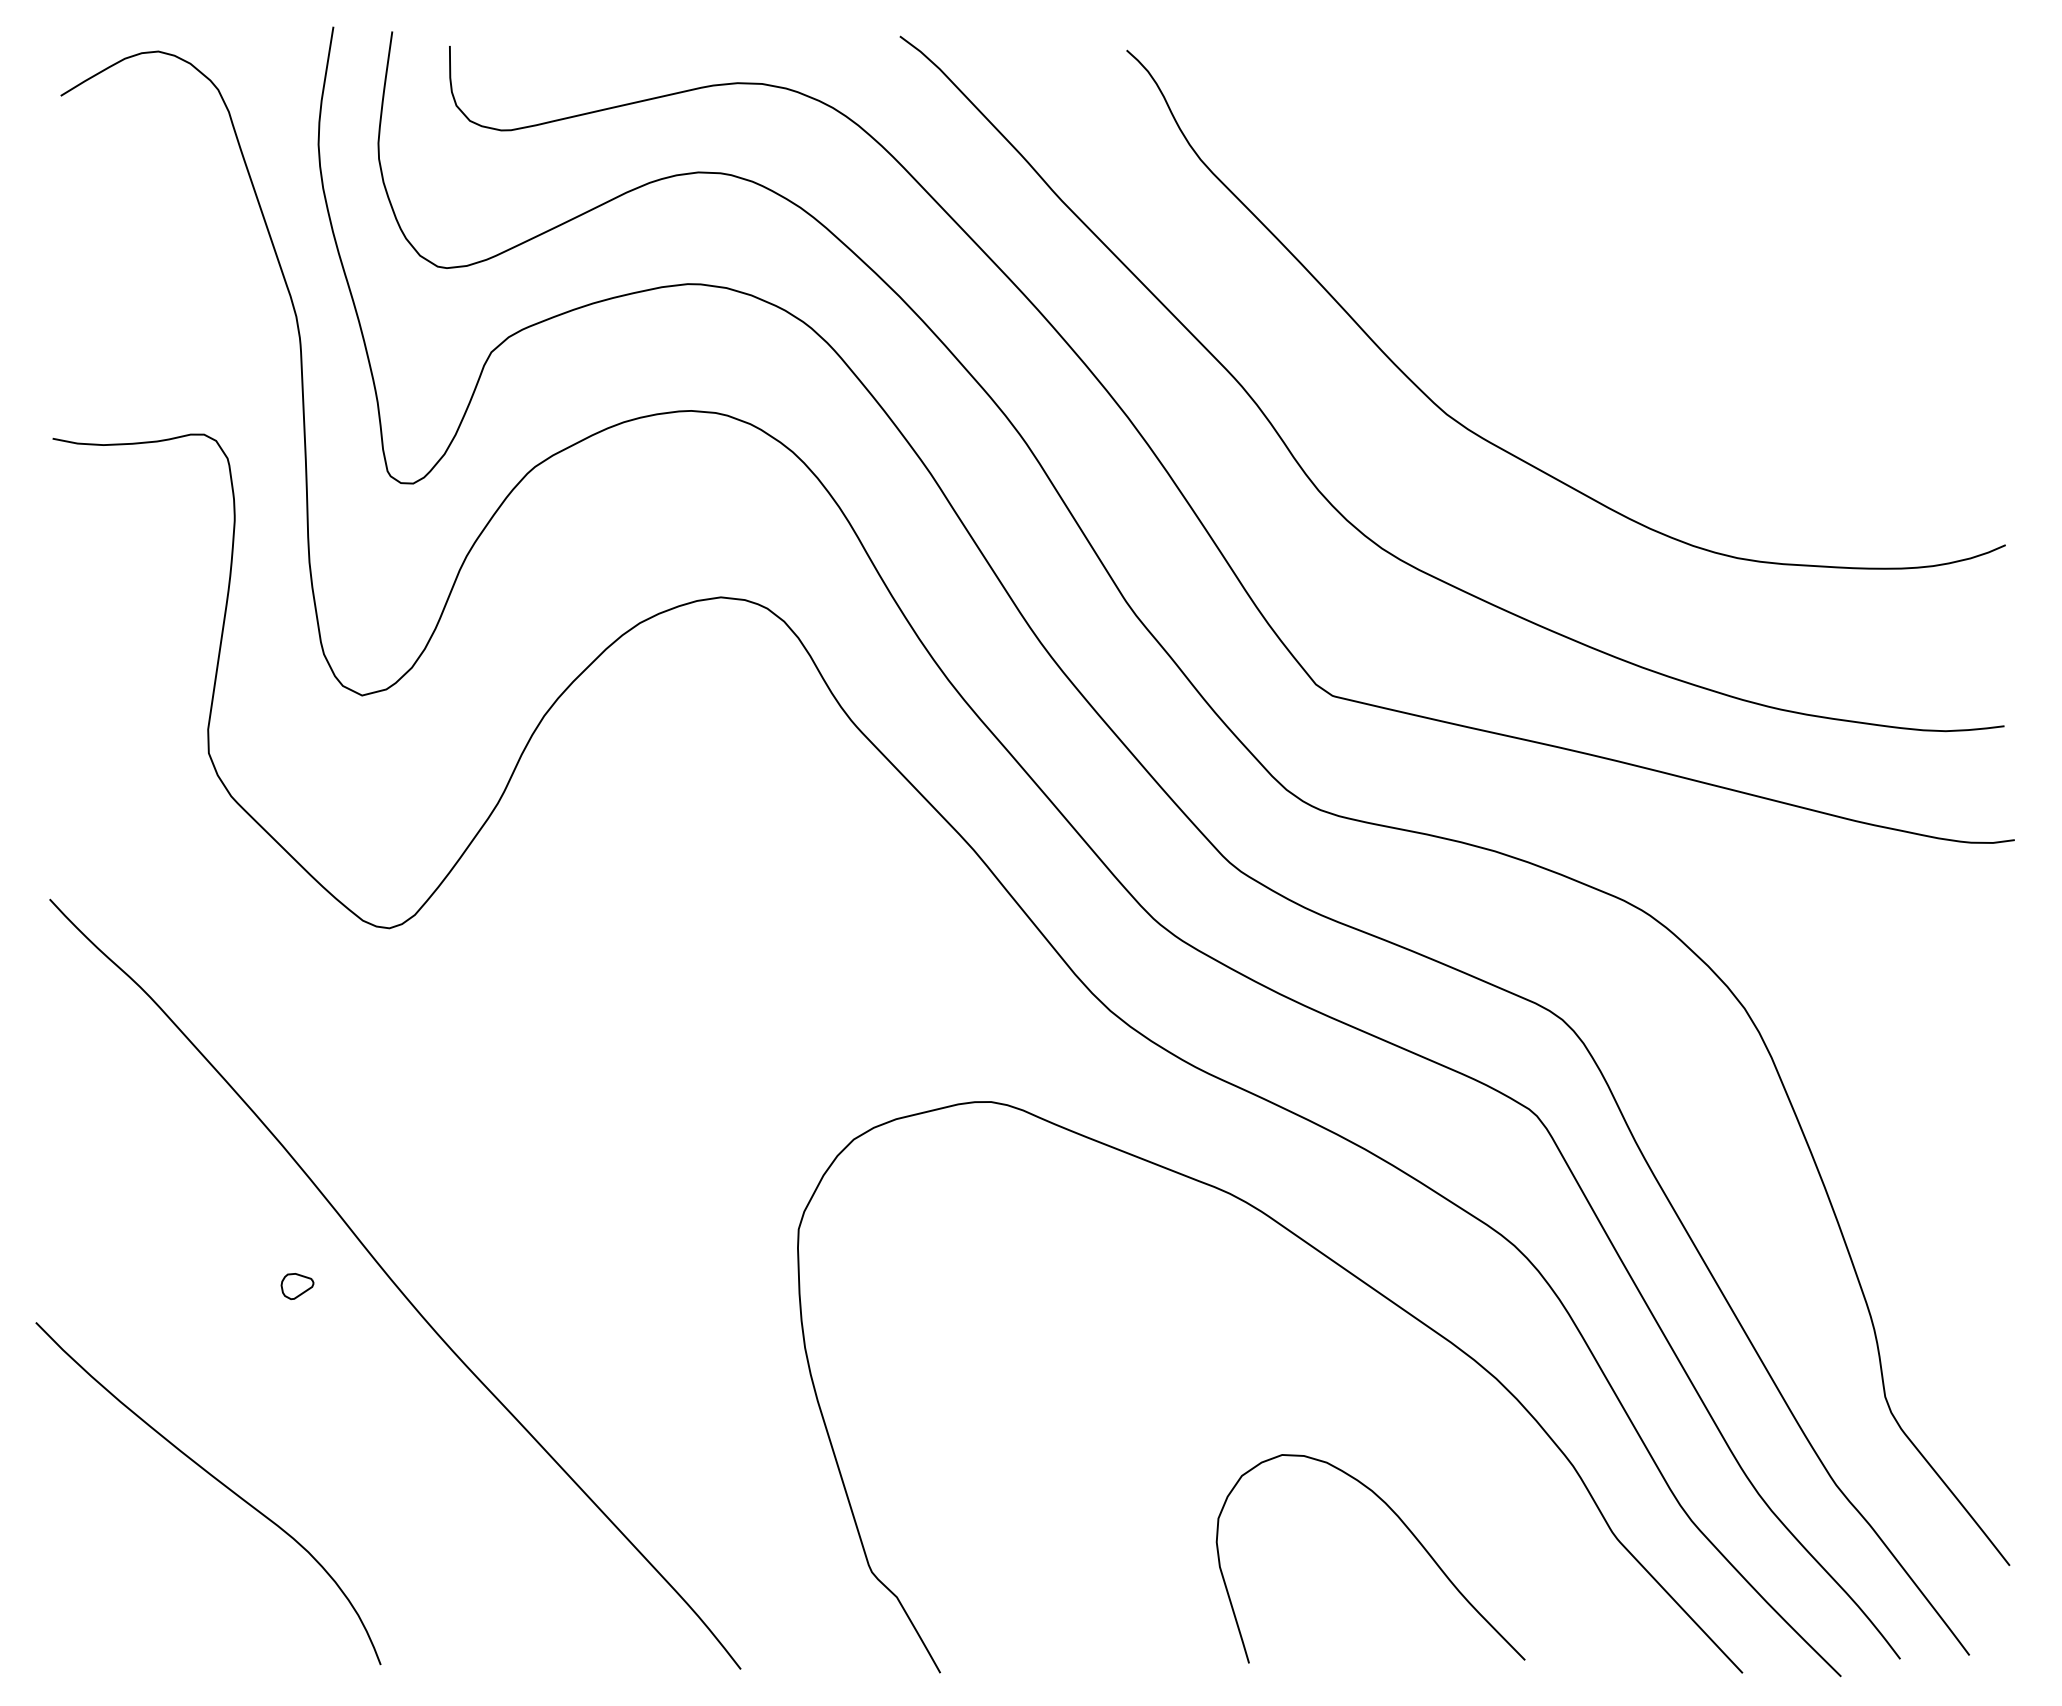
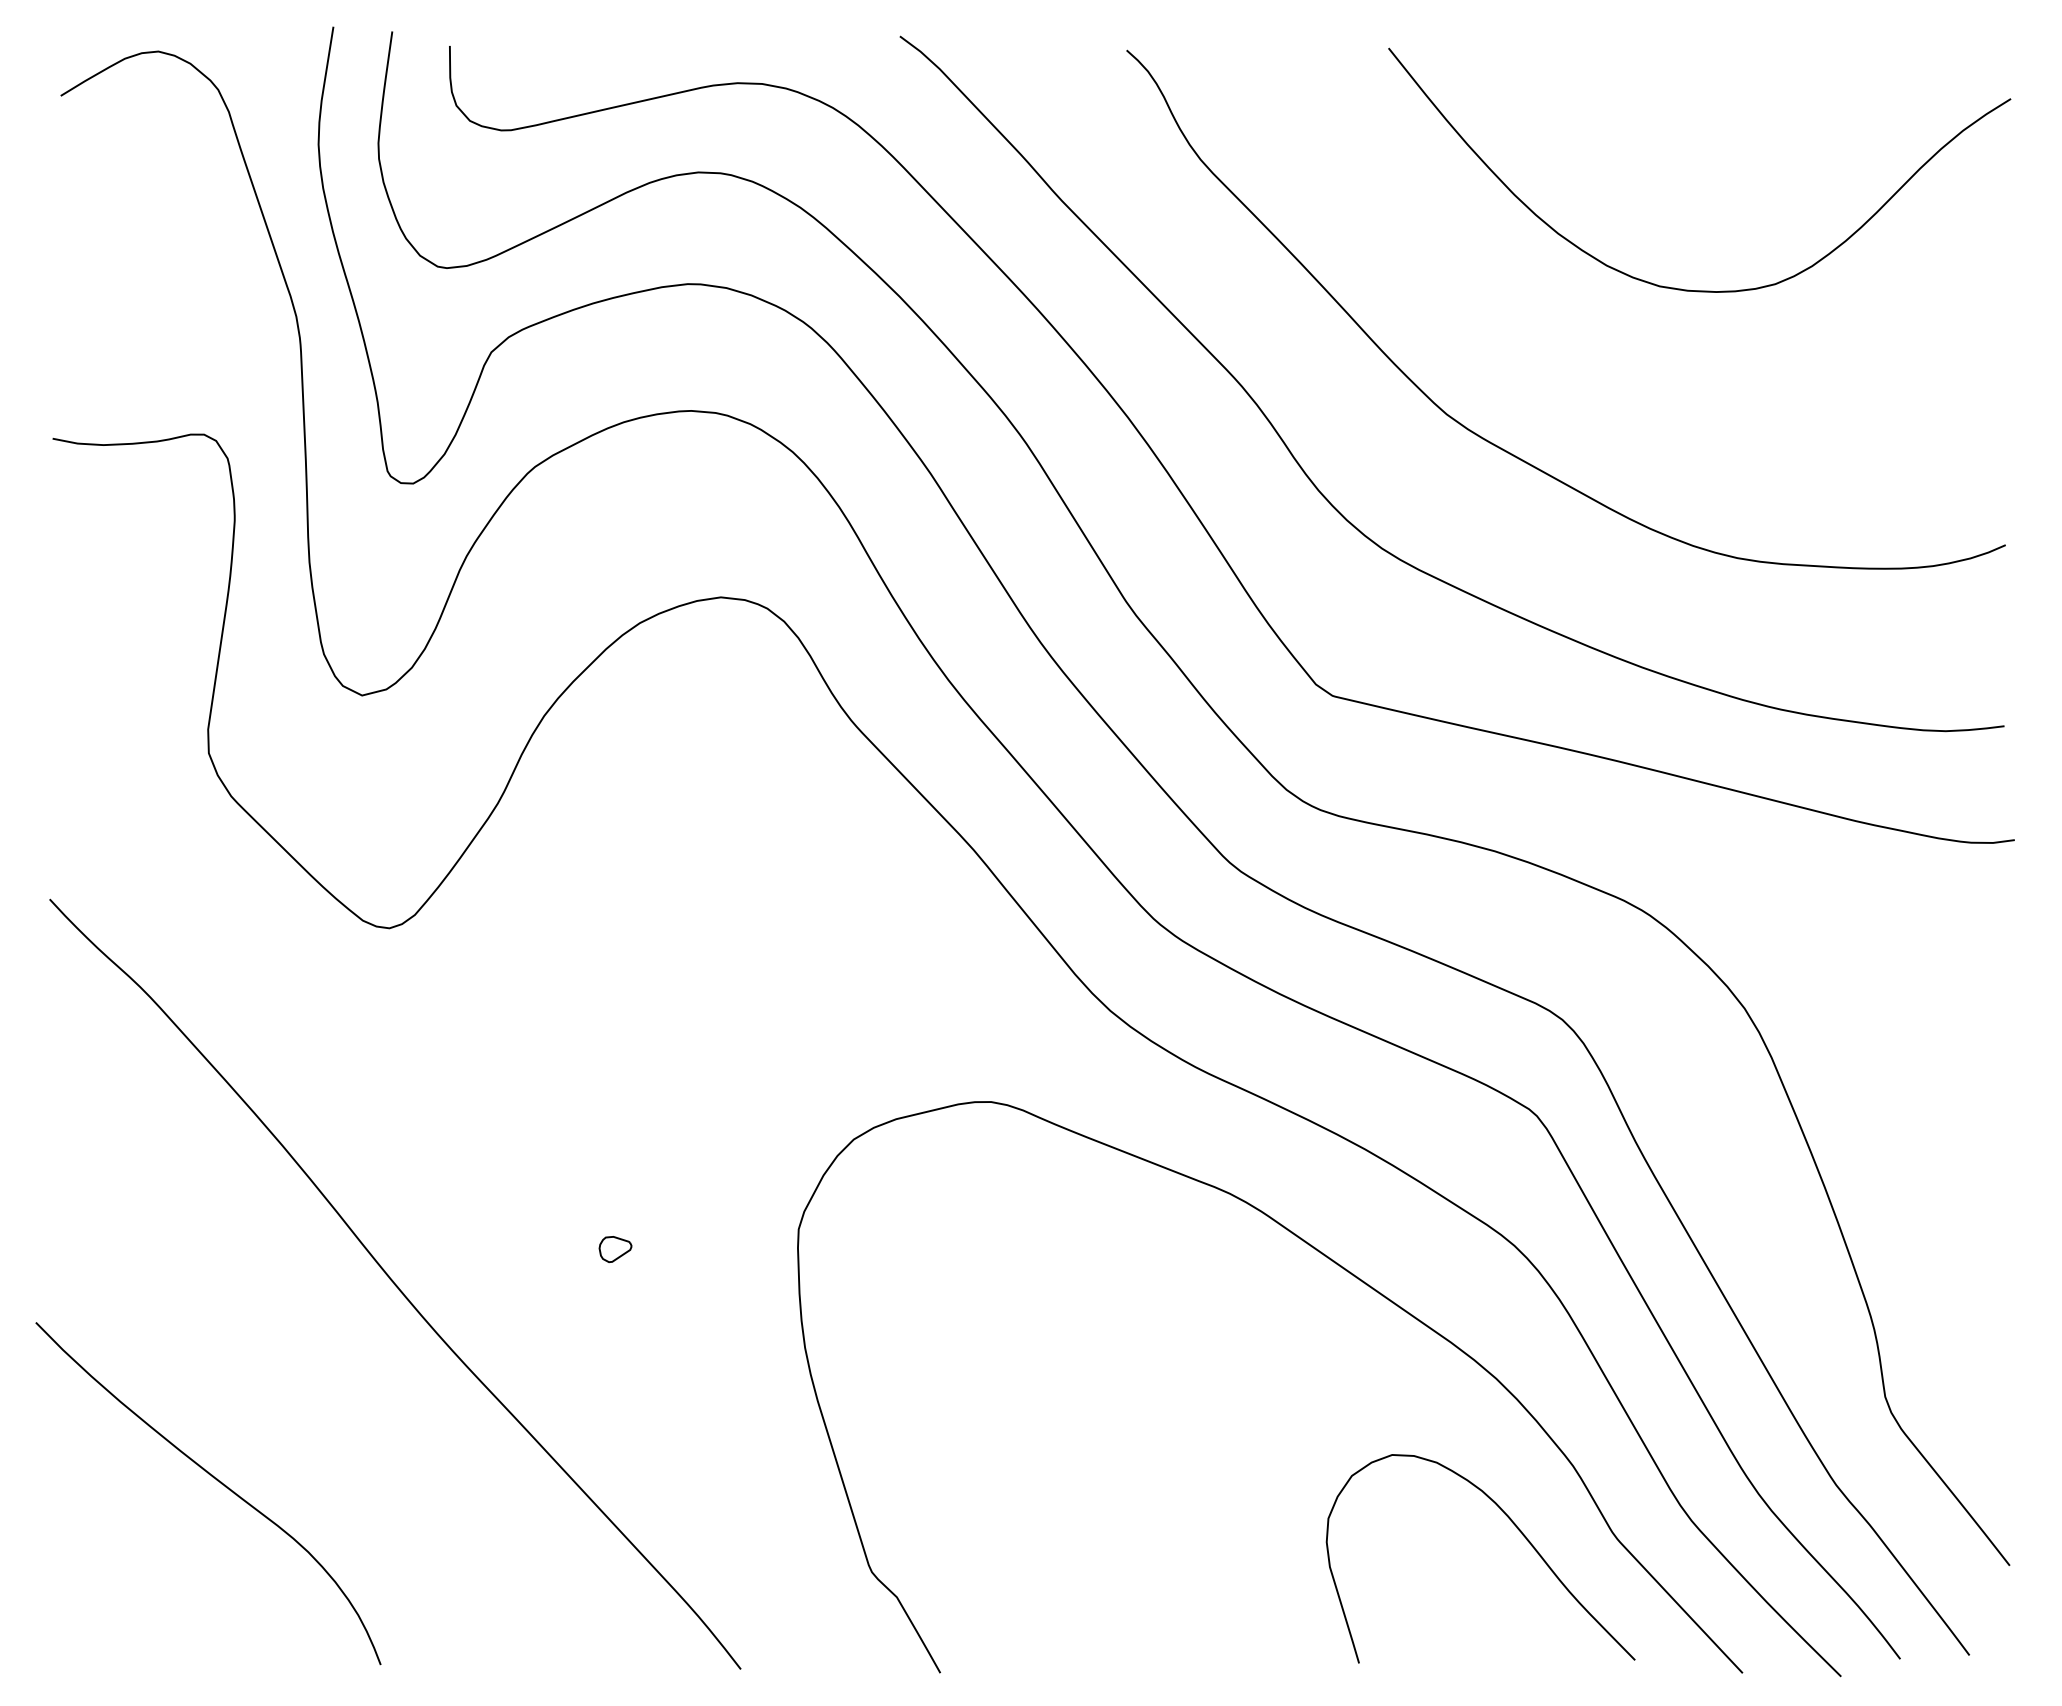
curve: none -> present (1681, 288)
part position: (297, 1286) -> (615, 1249) (615, 1249)
curve position: (1407, 1529) -> (1517, 1529) (1517, 1529)
